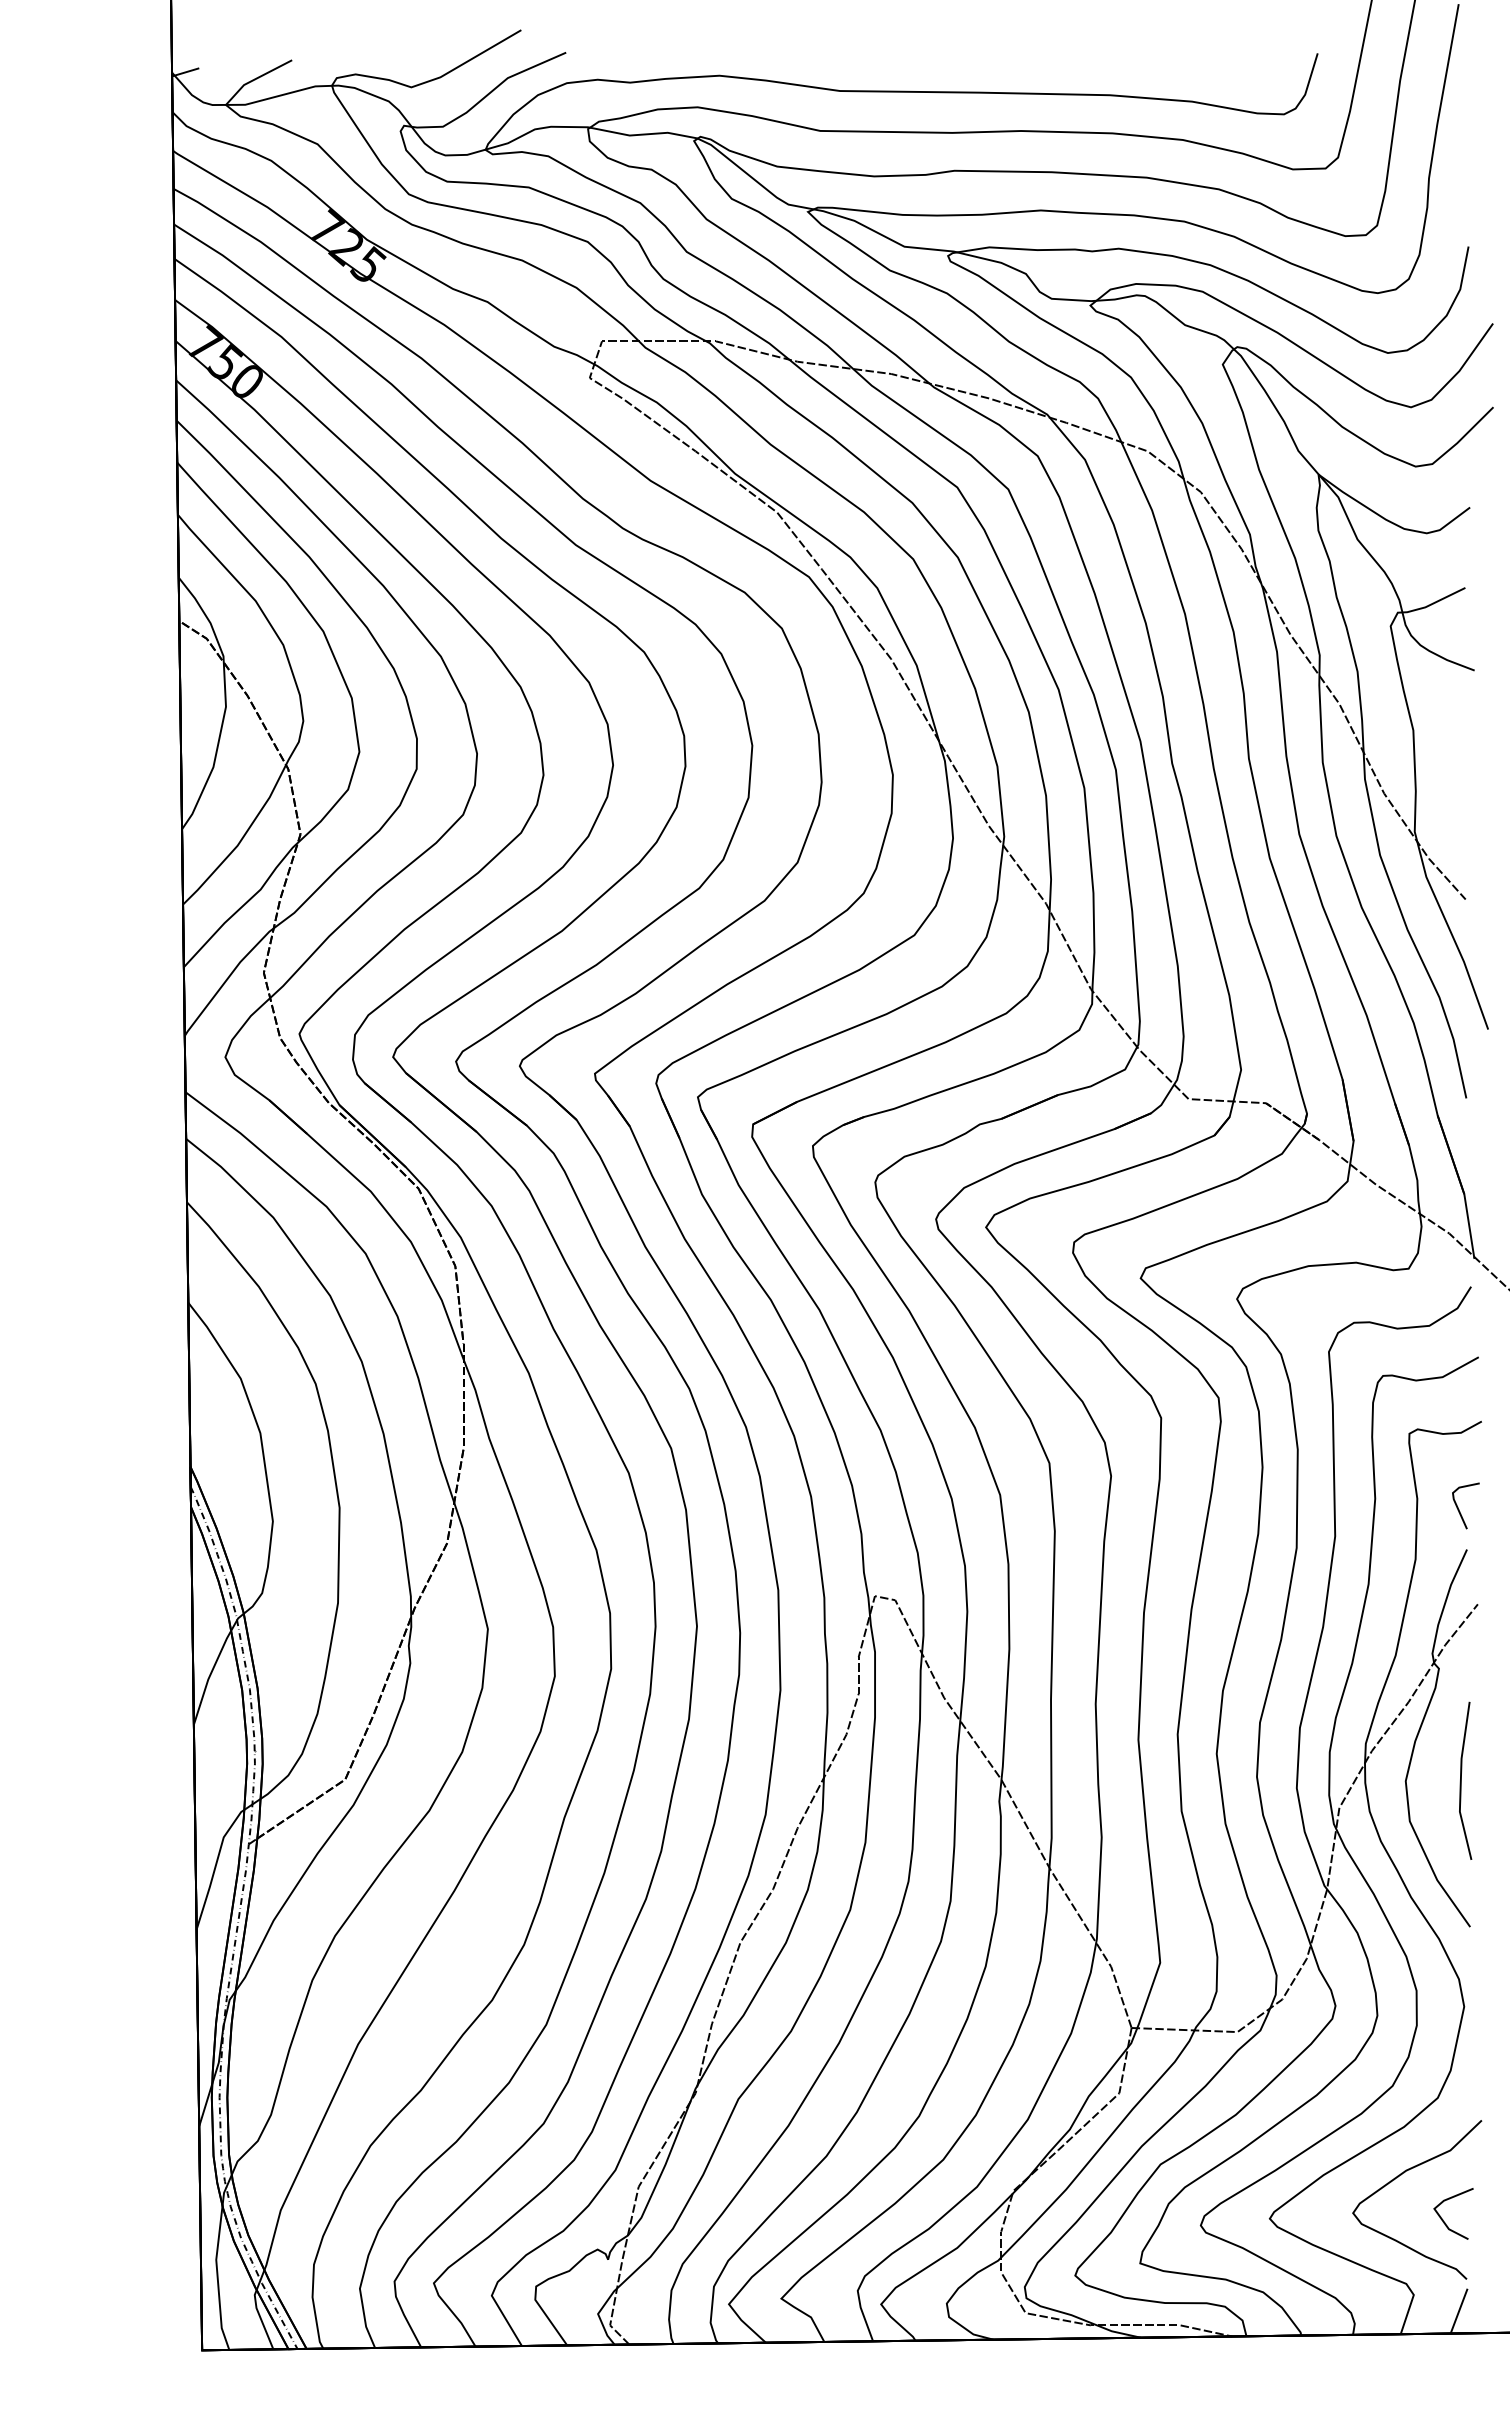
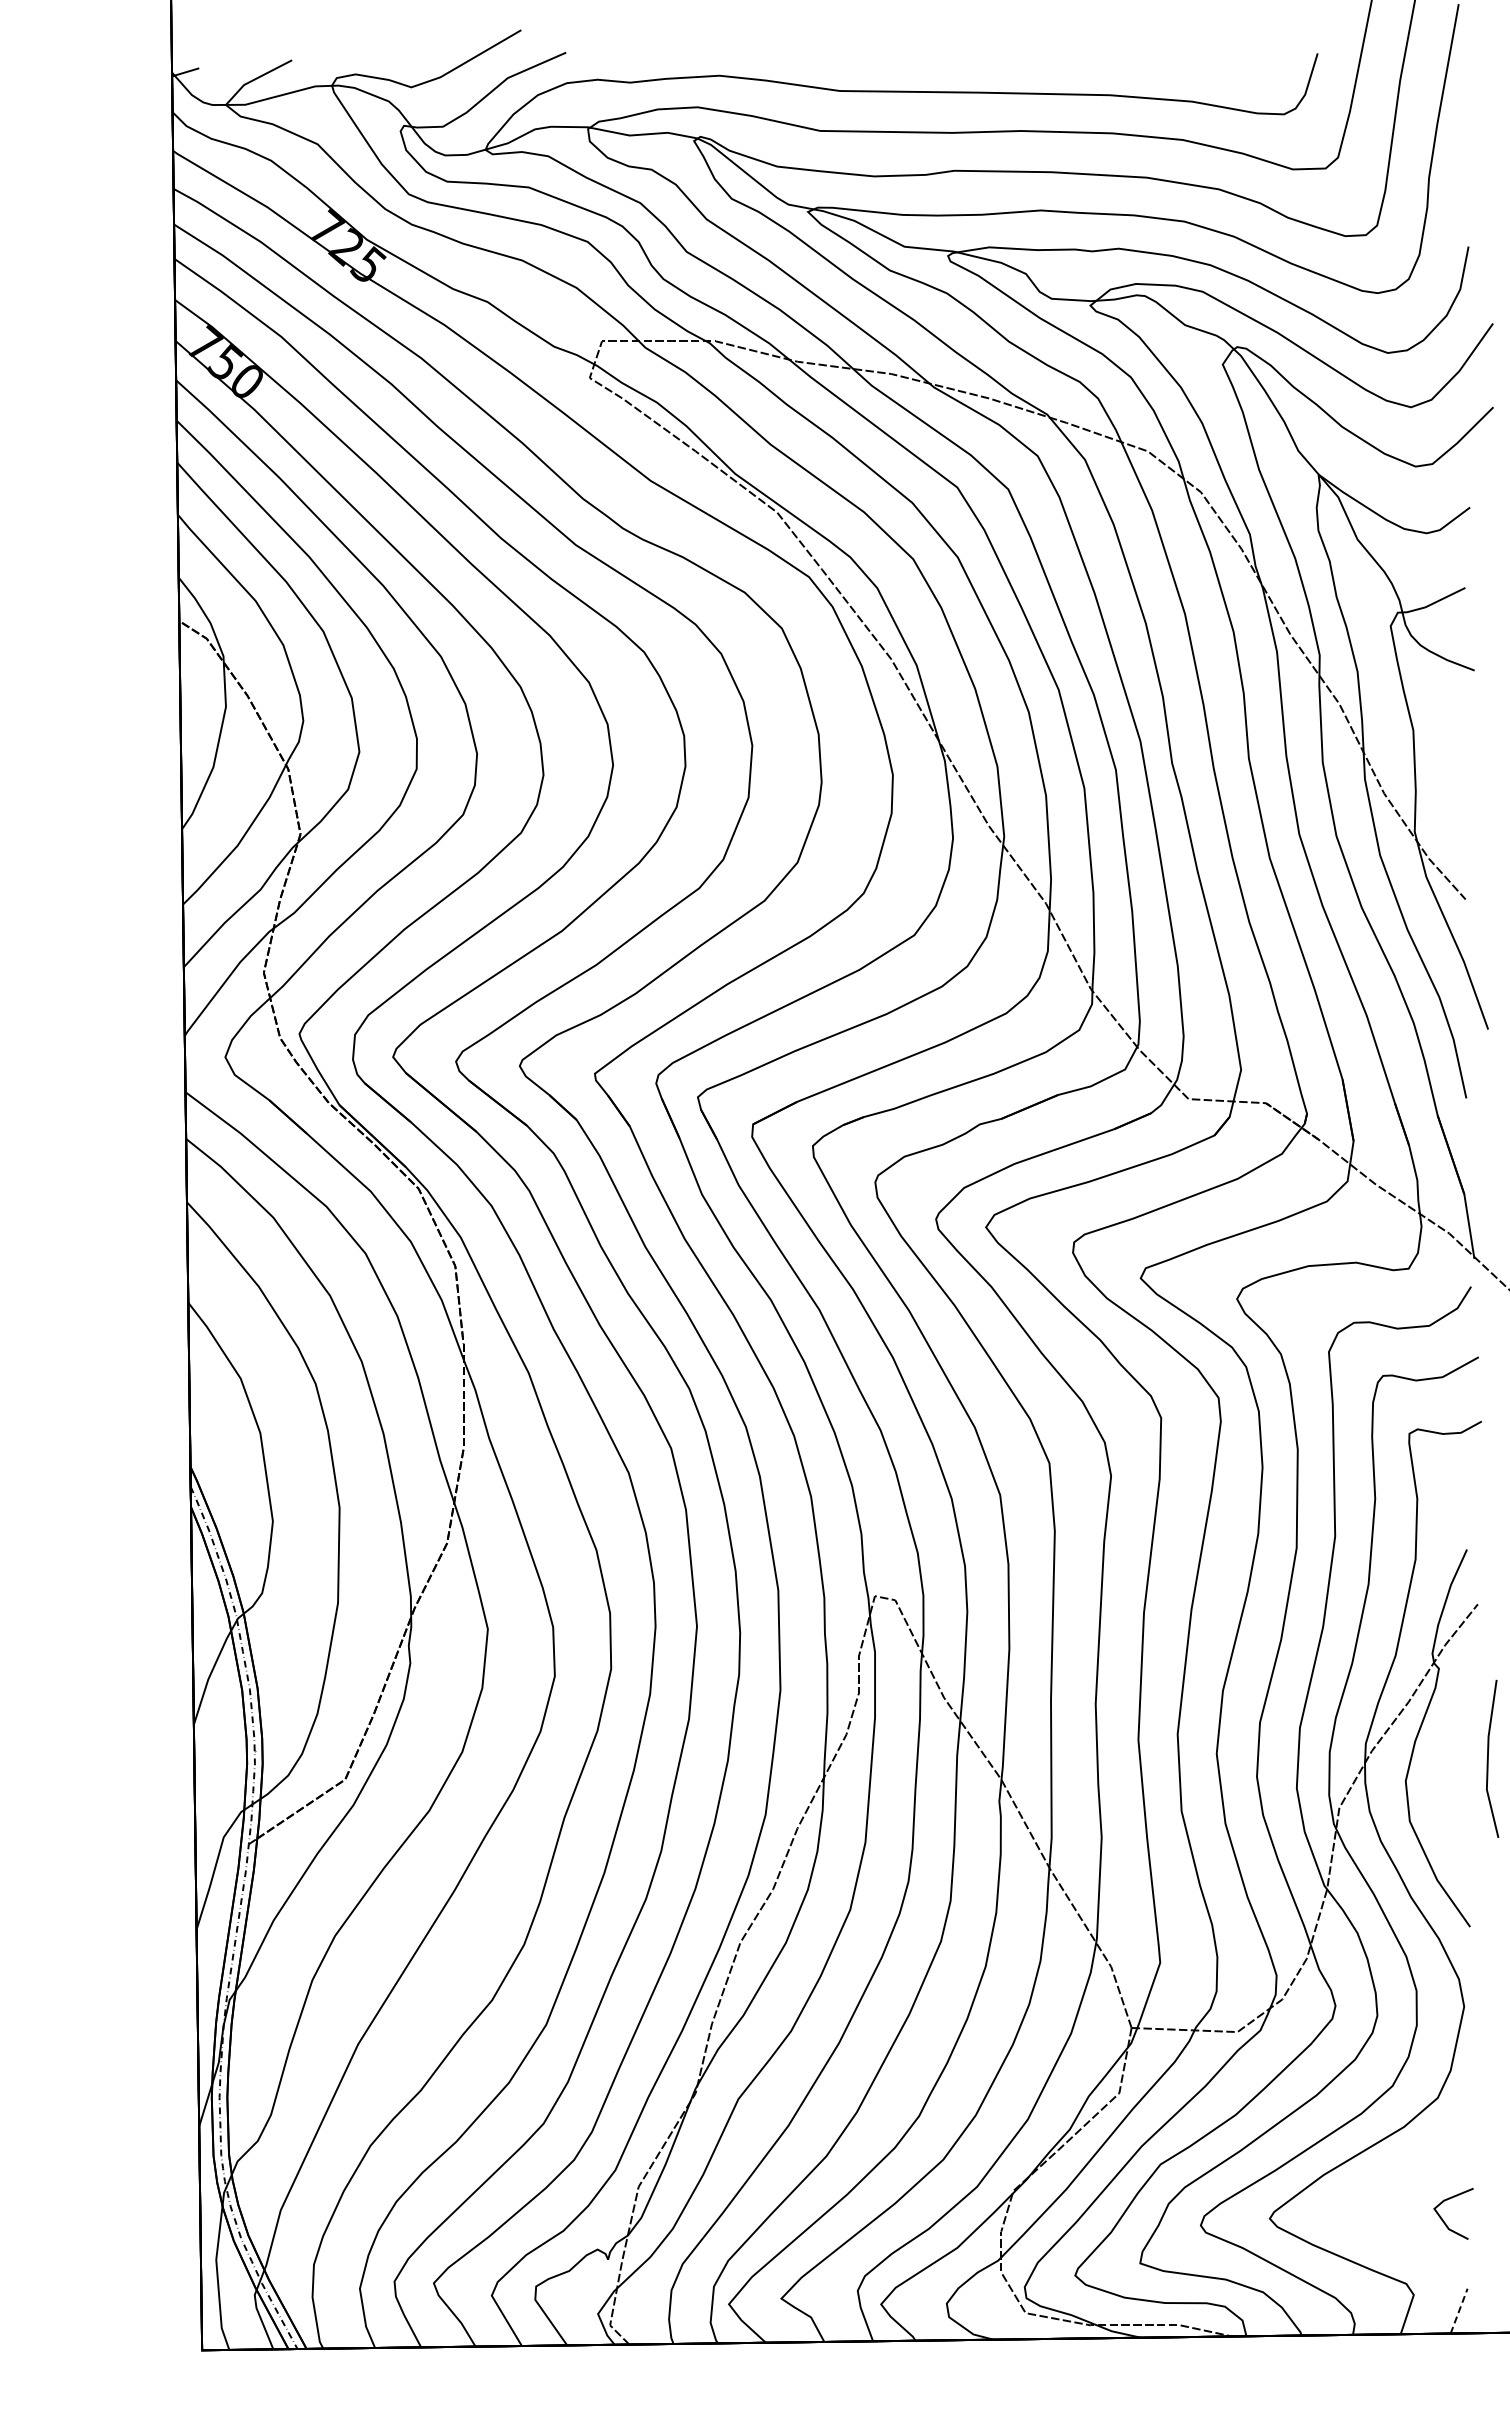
line: present -> none (1459, 1509)
line position: (1461, 1780) -> (1488, 1758) (1488, 1758)
curve: present -> none (1401, 2175)
line: solid -> dashed (1459, 2311)
